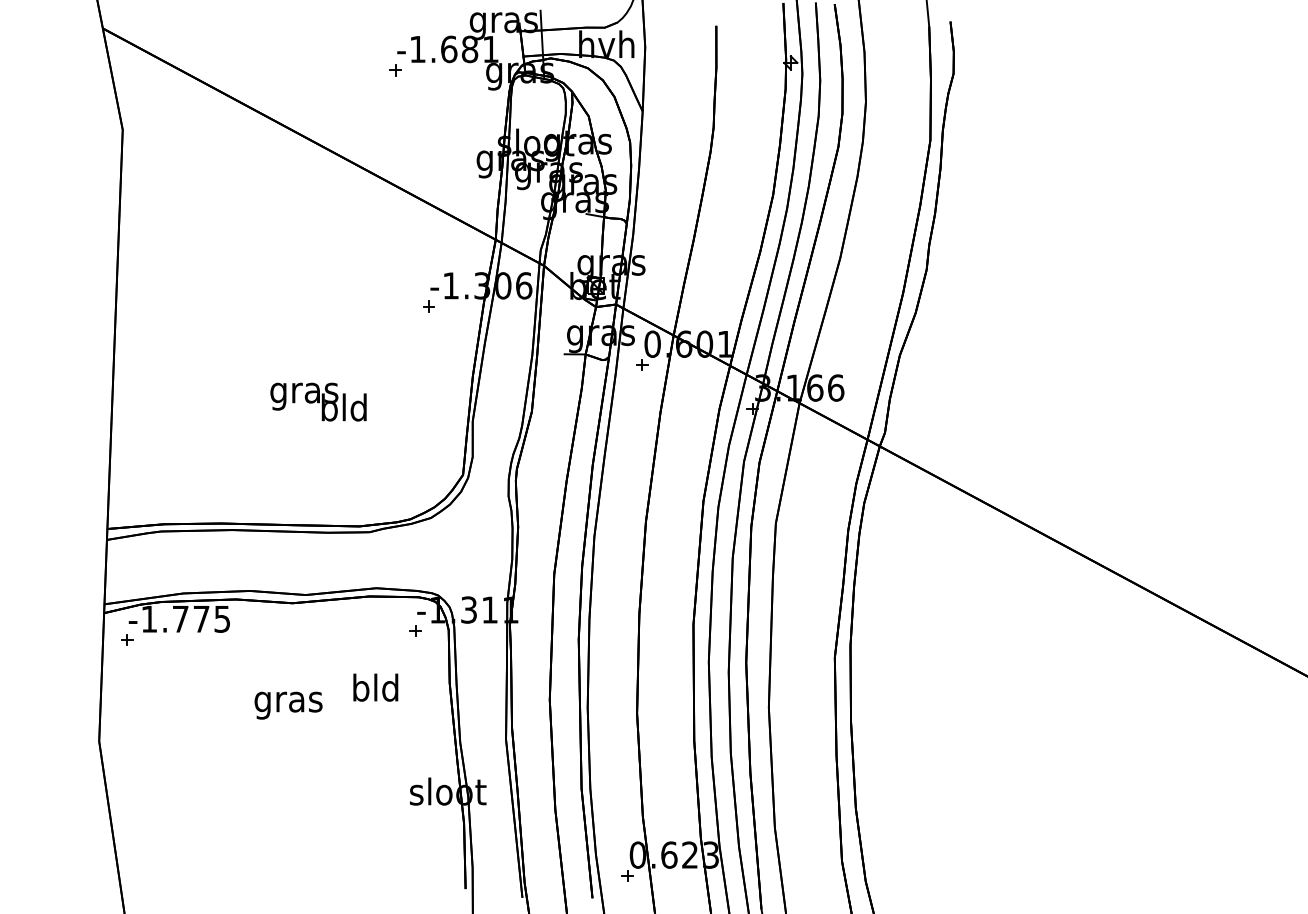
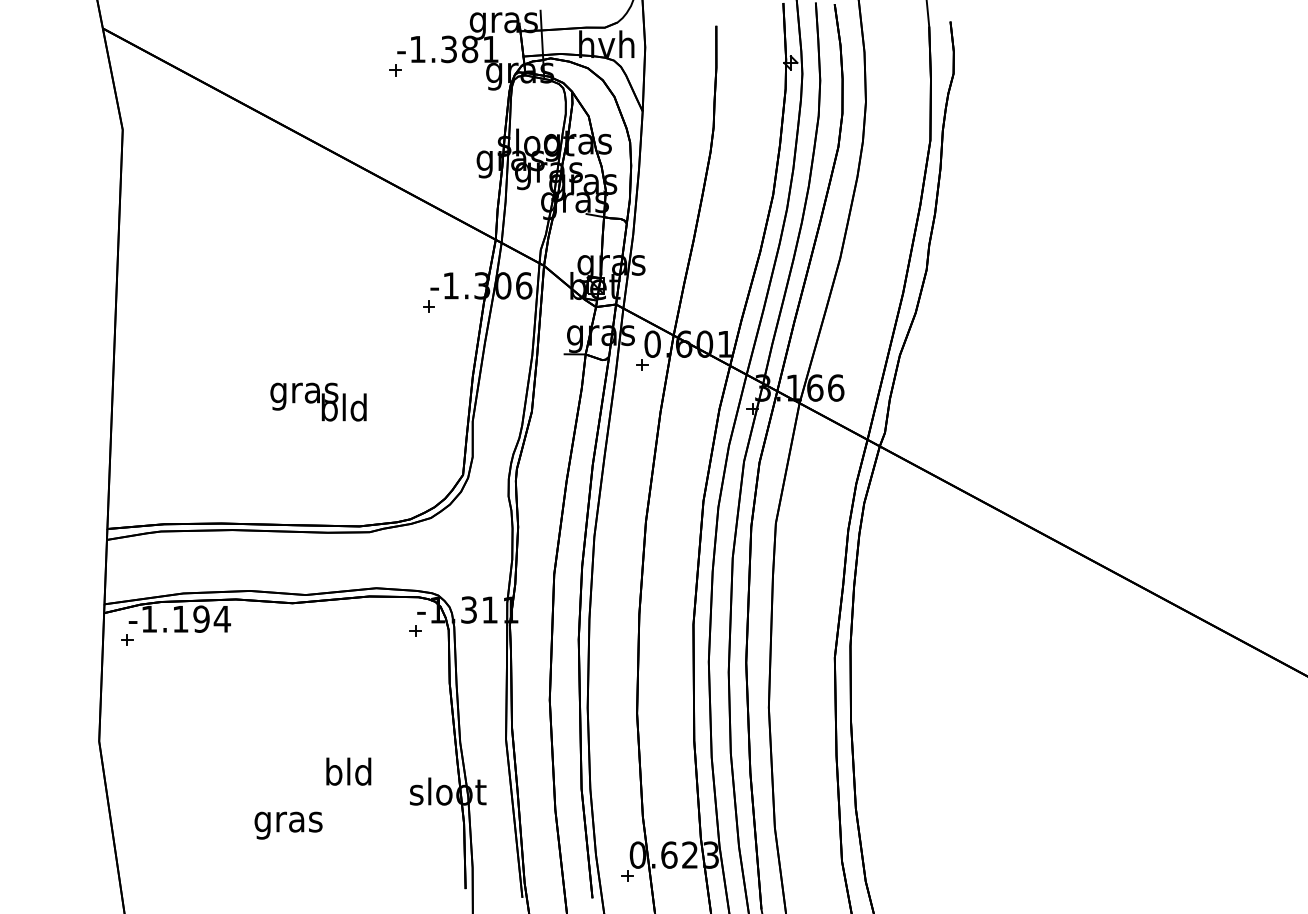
text: -1.681 -> -1.381 (449, 49)
text: -1.775 -> -1.194 (202, 618)
text position: (375, 687) -> (348, 771) (348, 771)
text position: (288, 705) -> (288, 825) (288, 825)
